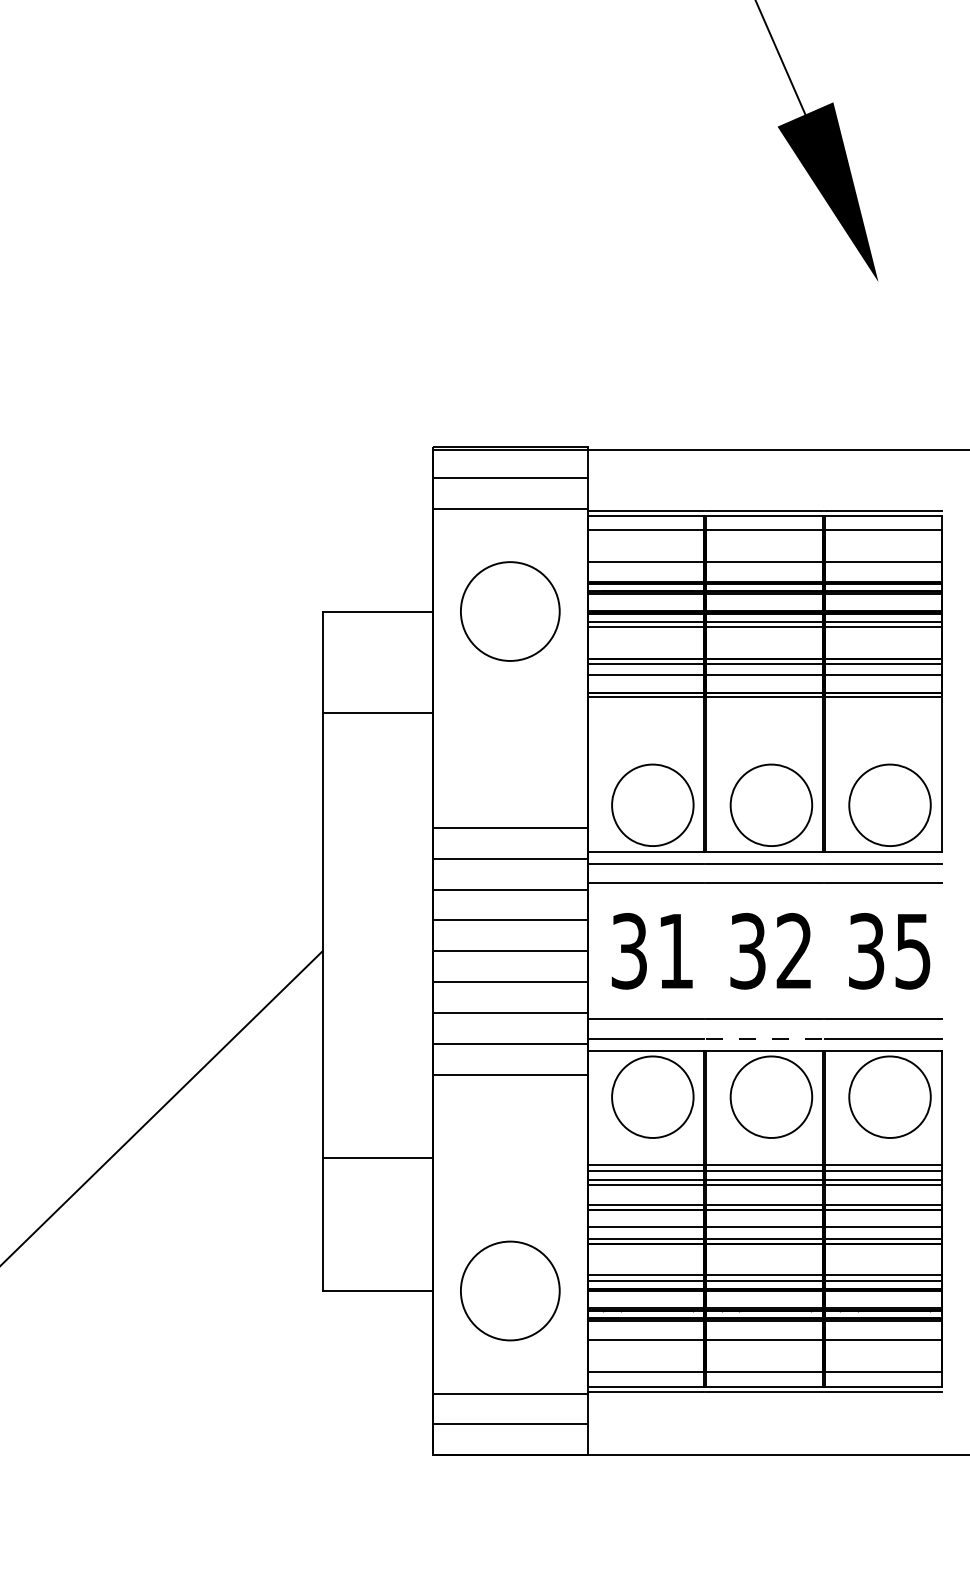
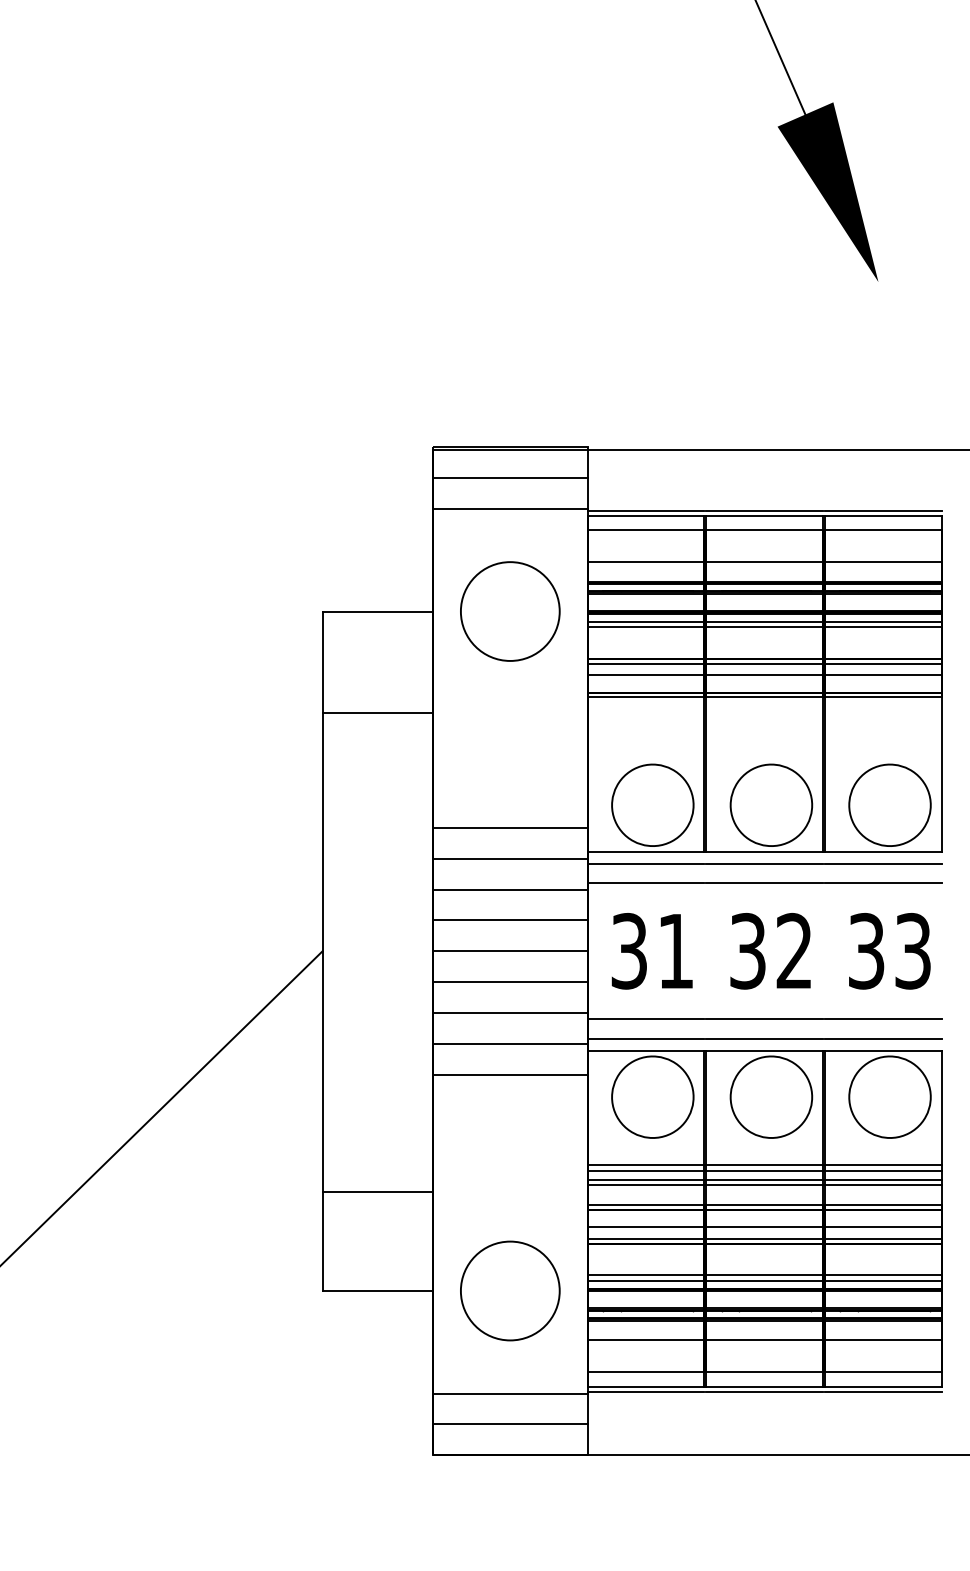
text: 35 -> 33 (912, 950)
line: dashed -> solid (765, 1038)
line position: (377, 1158) -> (377, 1192) (377, 1192)
